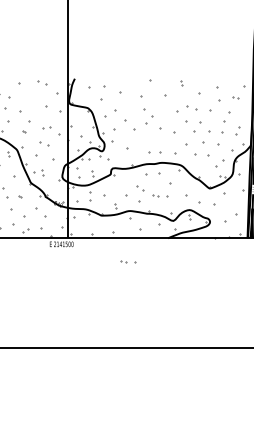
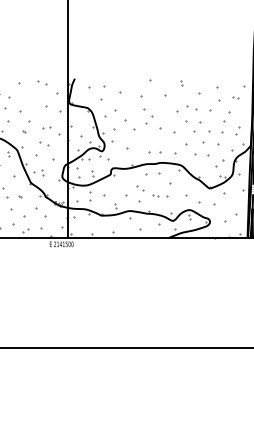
part: present -> none (128, 261)
